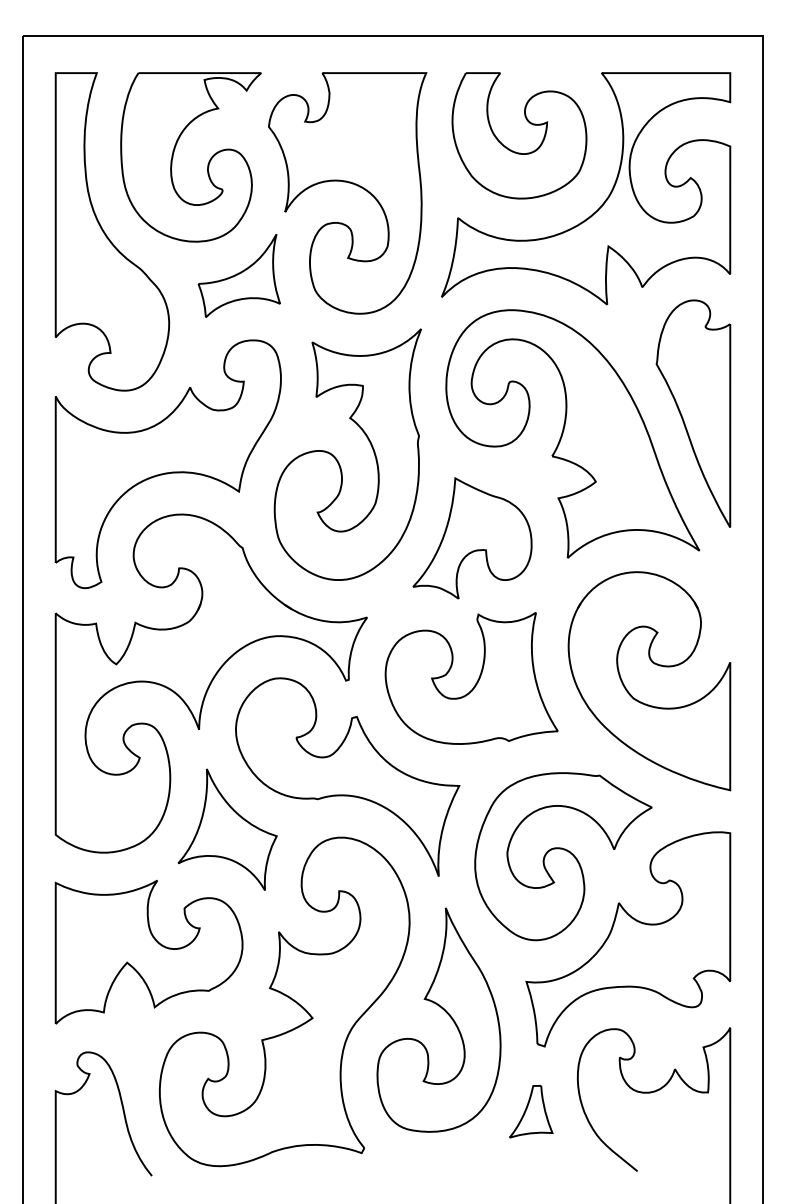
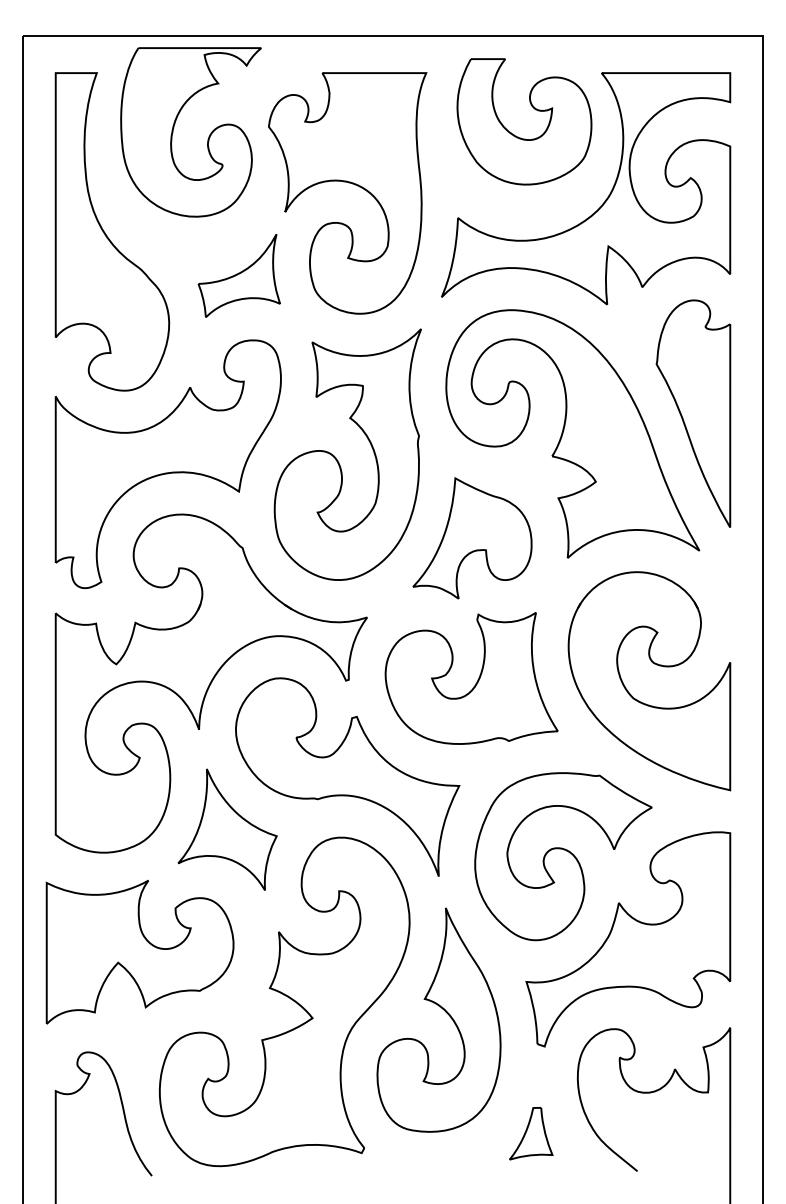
part position: (529, 123) -> (534, 109) (534, 109)
part position: (174, 152) -> (174, 127) (174, 127)
part position: (148, 952) -> (139, 952) (139, 952)
part position: (531, 1111) -> (531, 1133) (531, 1133)
